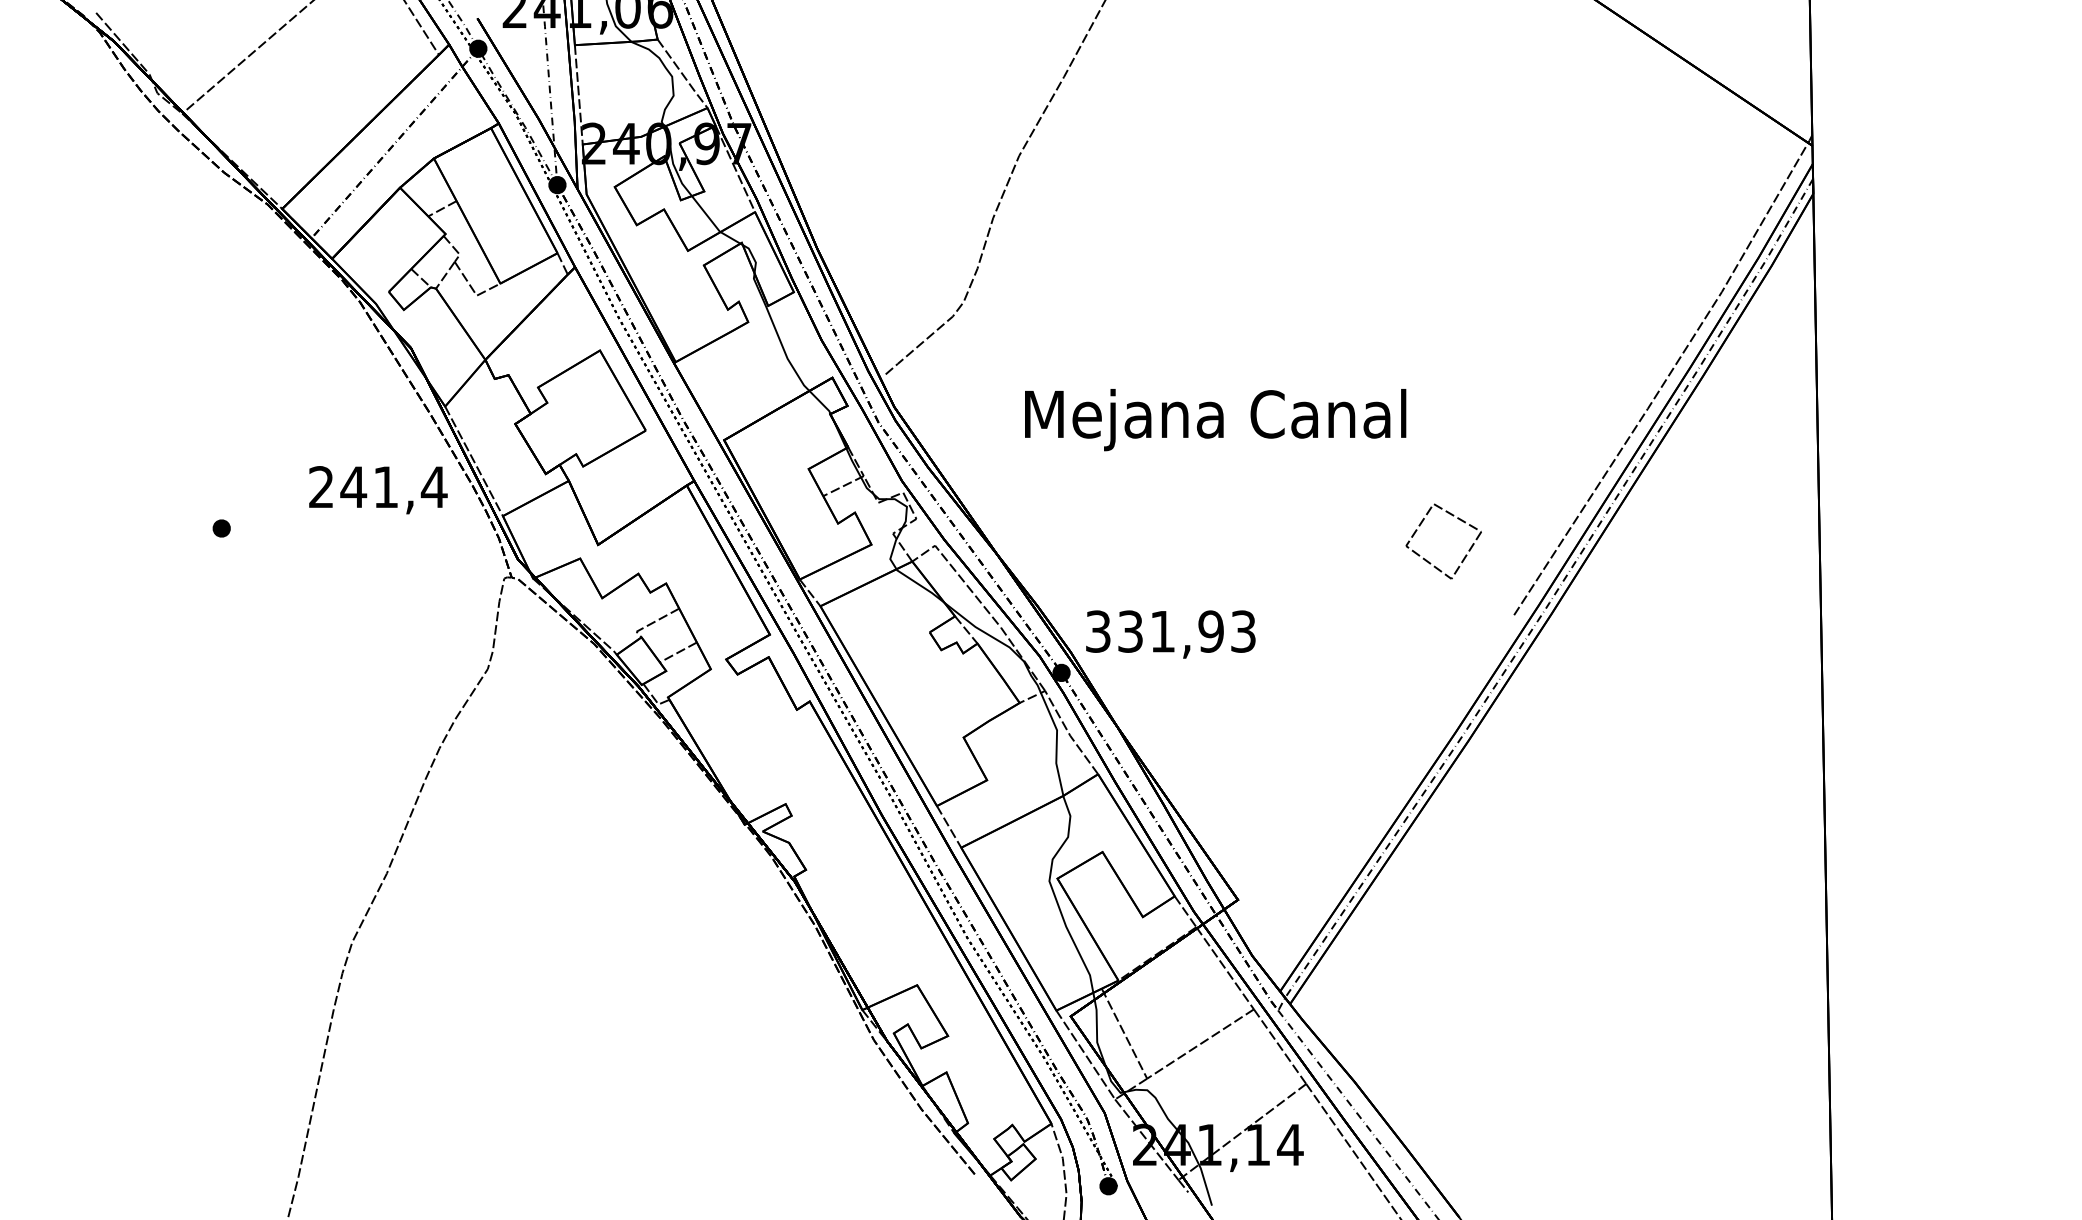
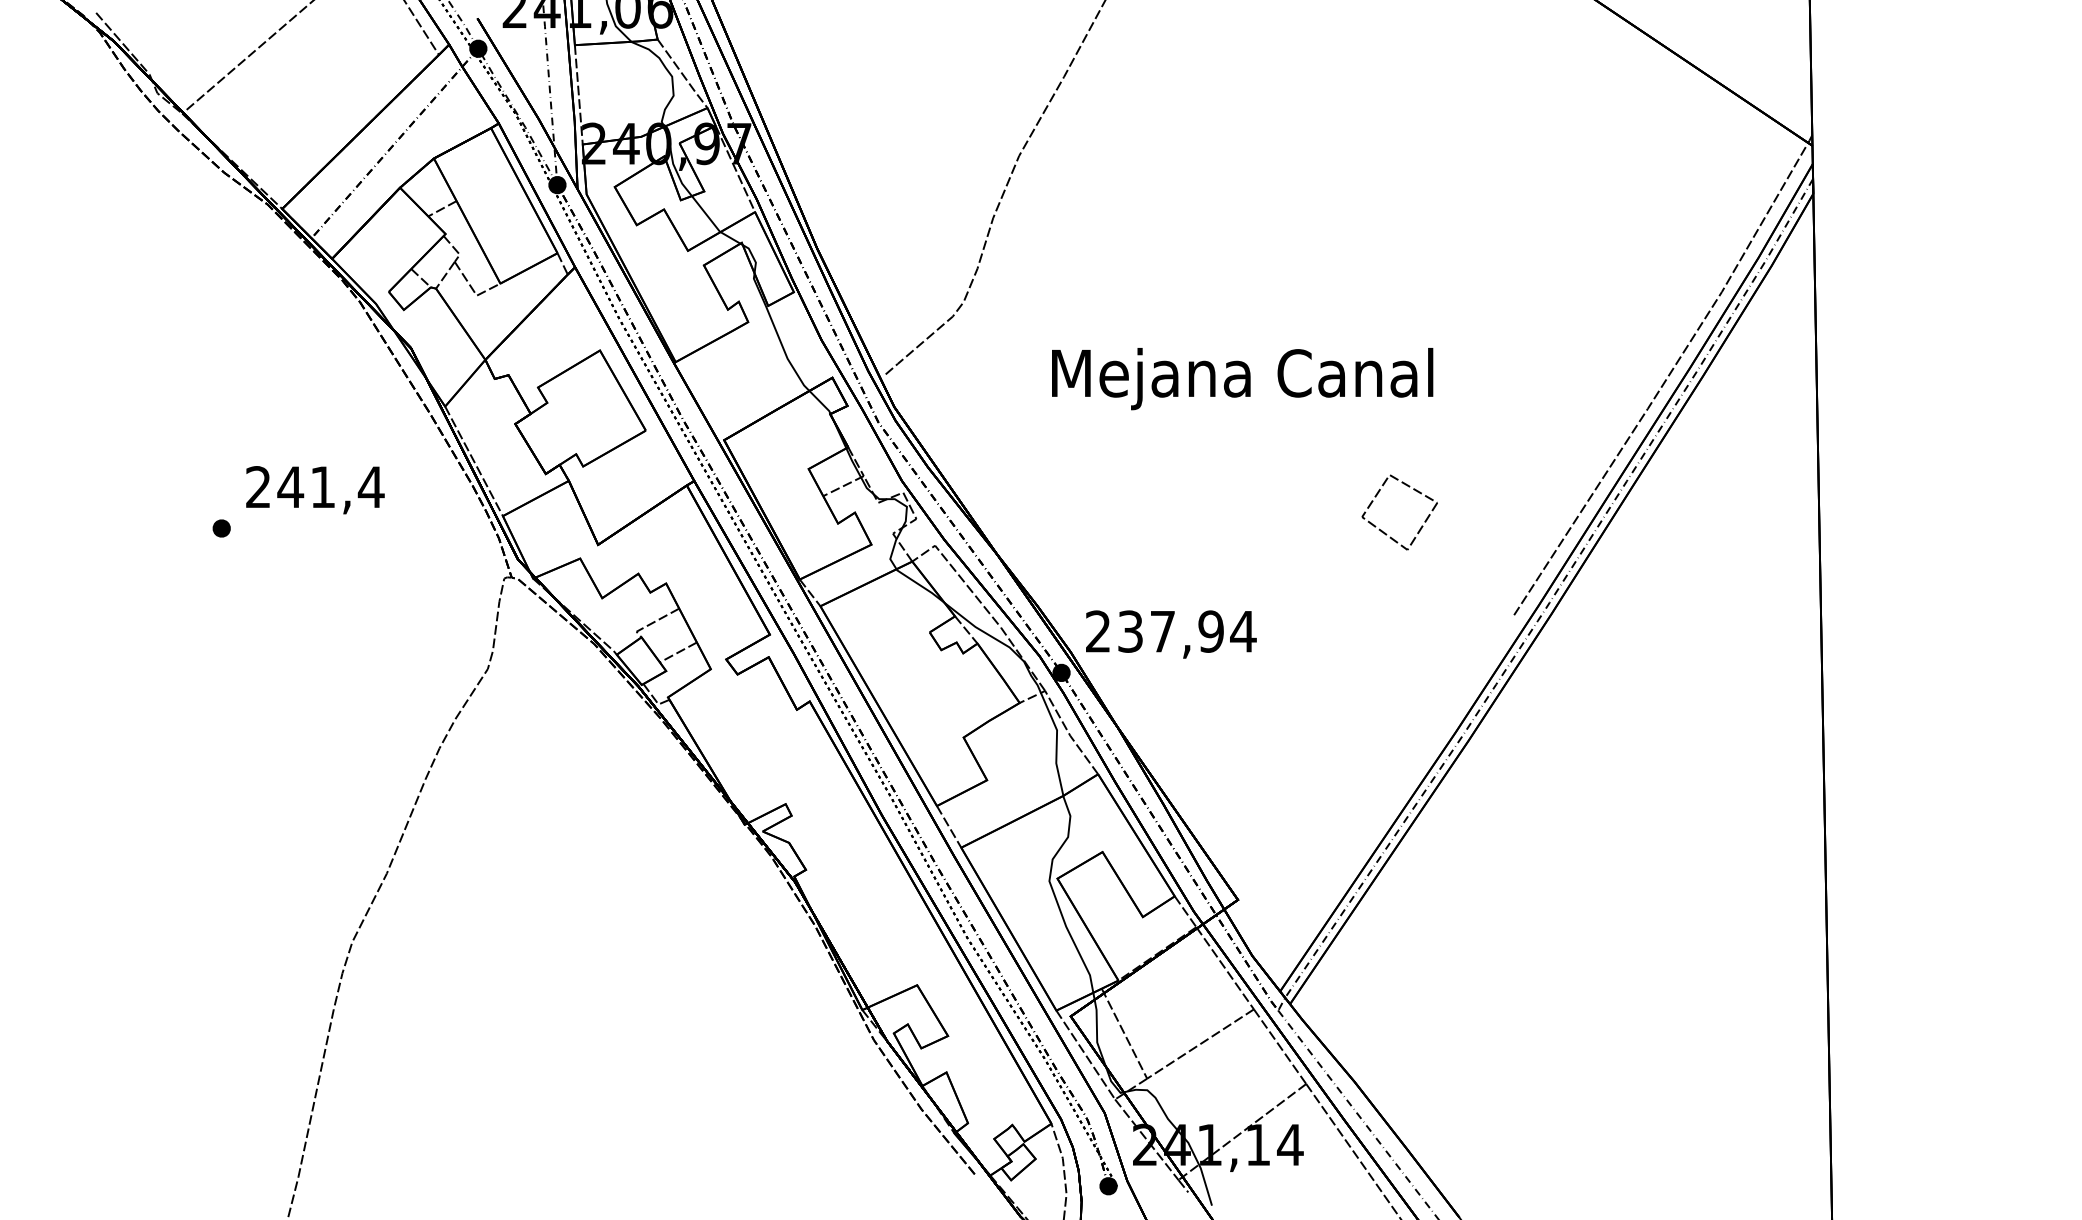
text position: (1215, 420) -> (1242, 379) (1242, 379)
text position: (378, 490) -> (315, 490) (315, 490)
part position: (1429, 561) -> (1385, 532) (1385, 532)
text: 331,93 -> 237,94 (1171, 631)
